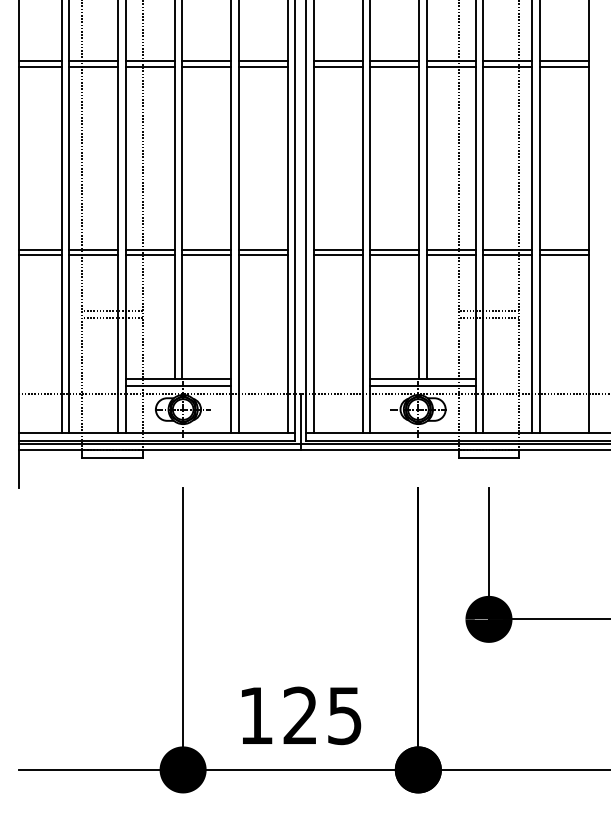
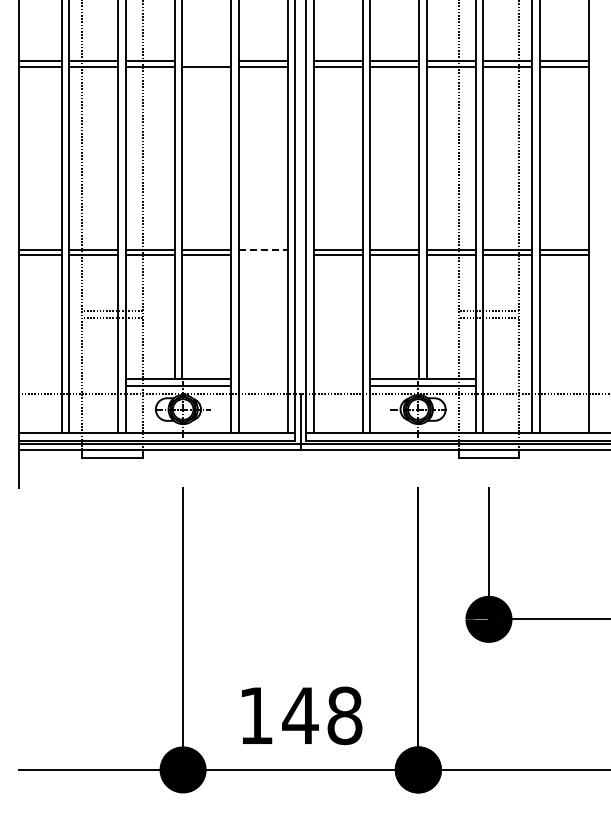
line: present -> none (206, 61)
line: solid -> dashed (263, 249)
line: present -> none (262, 255)
text: 125 -> 148 (322, 715)
